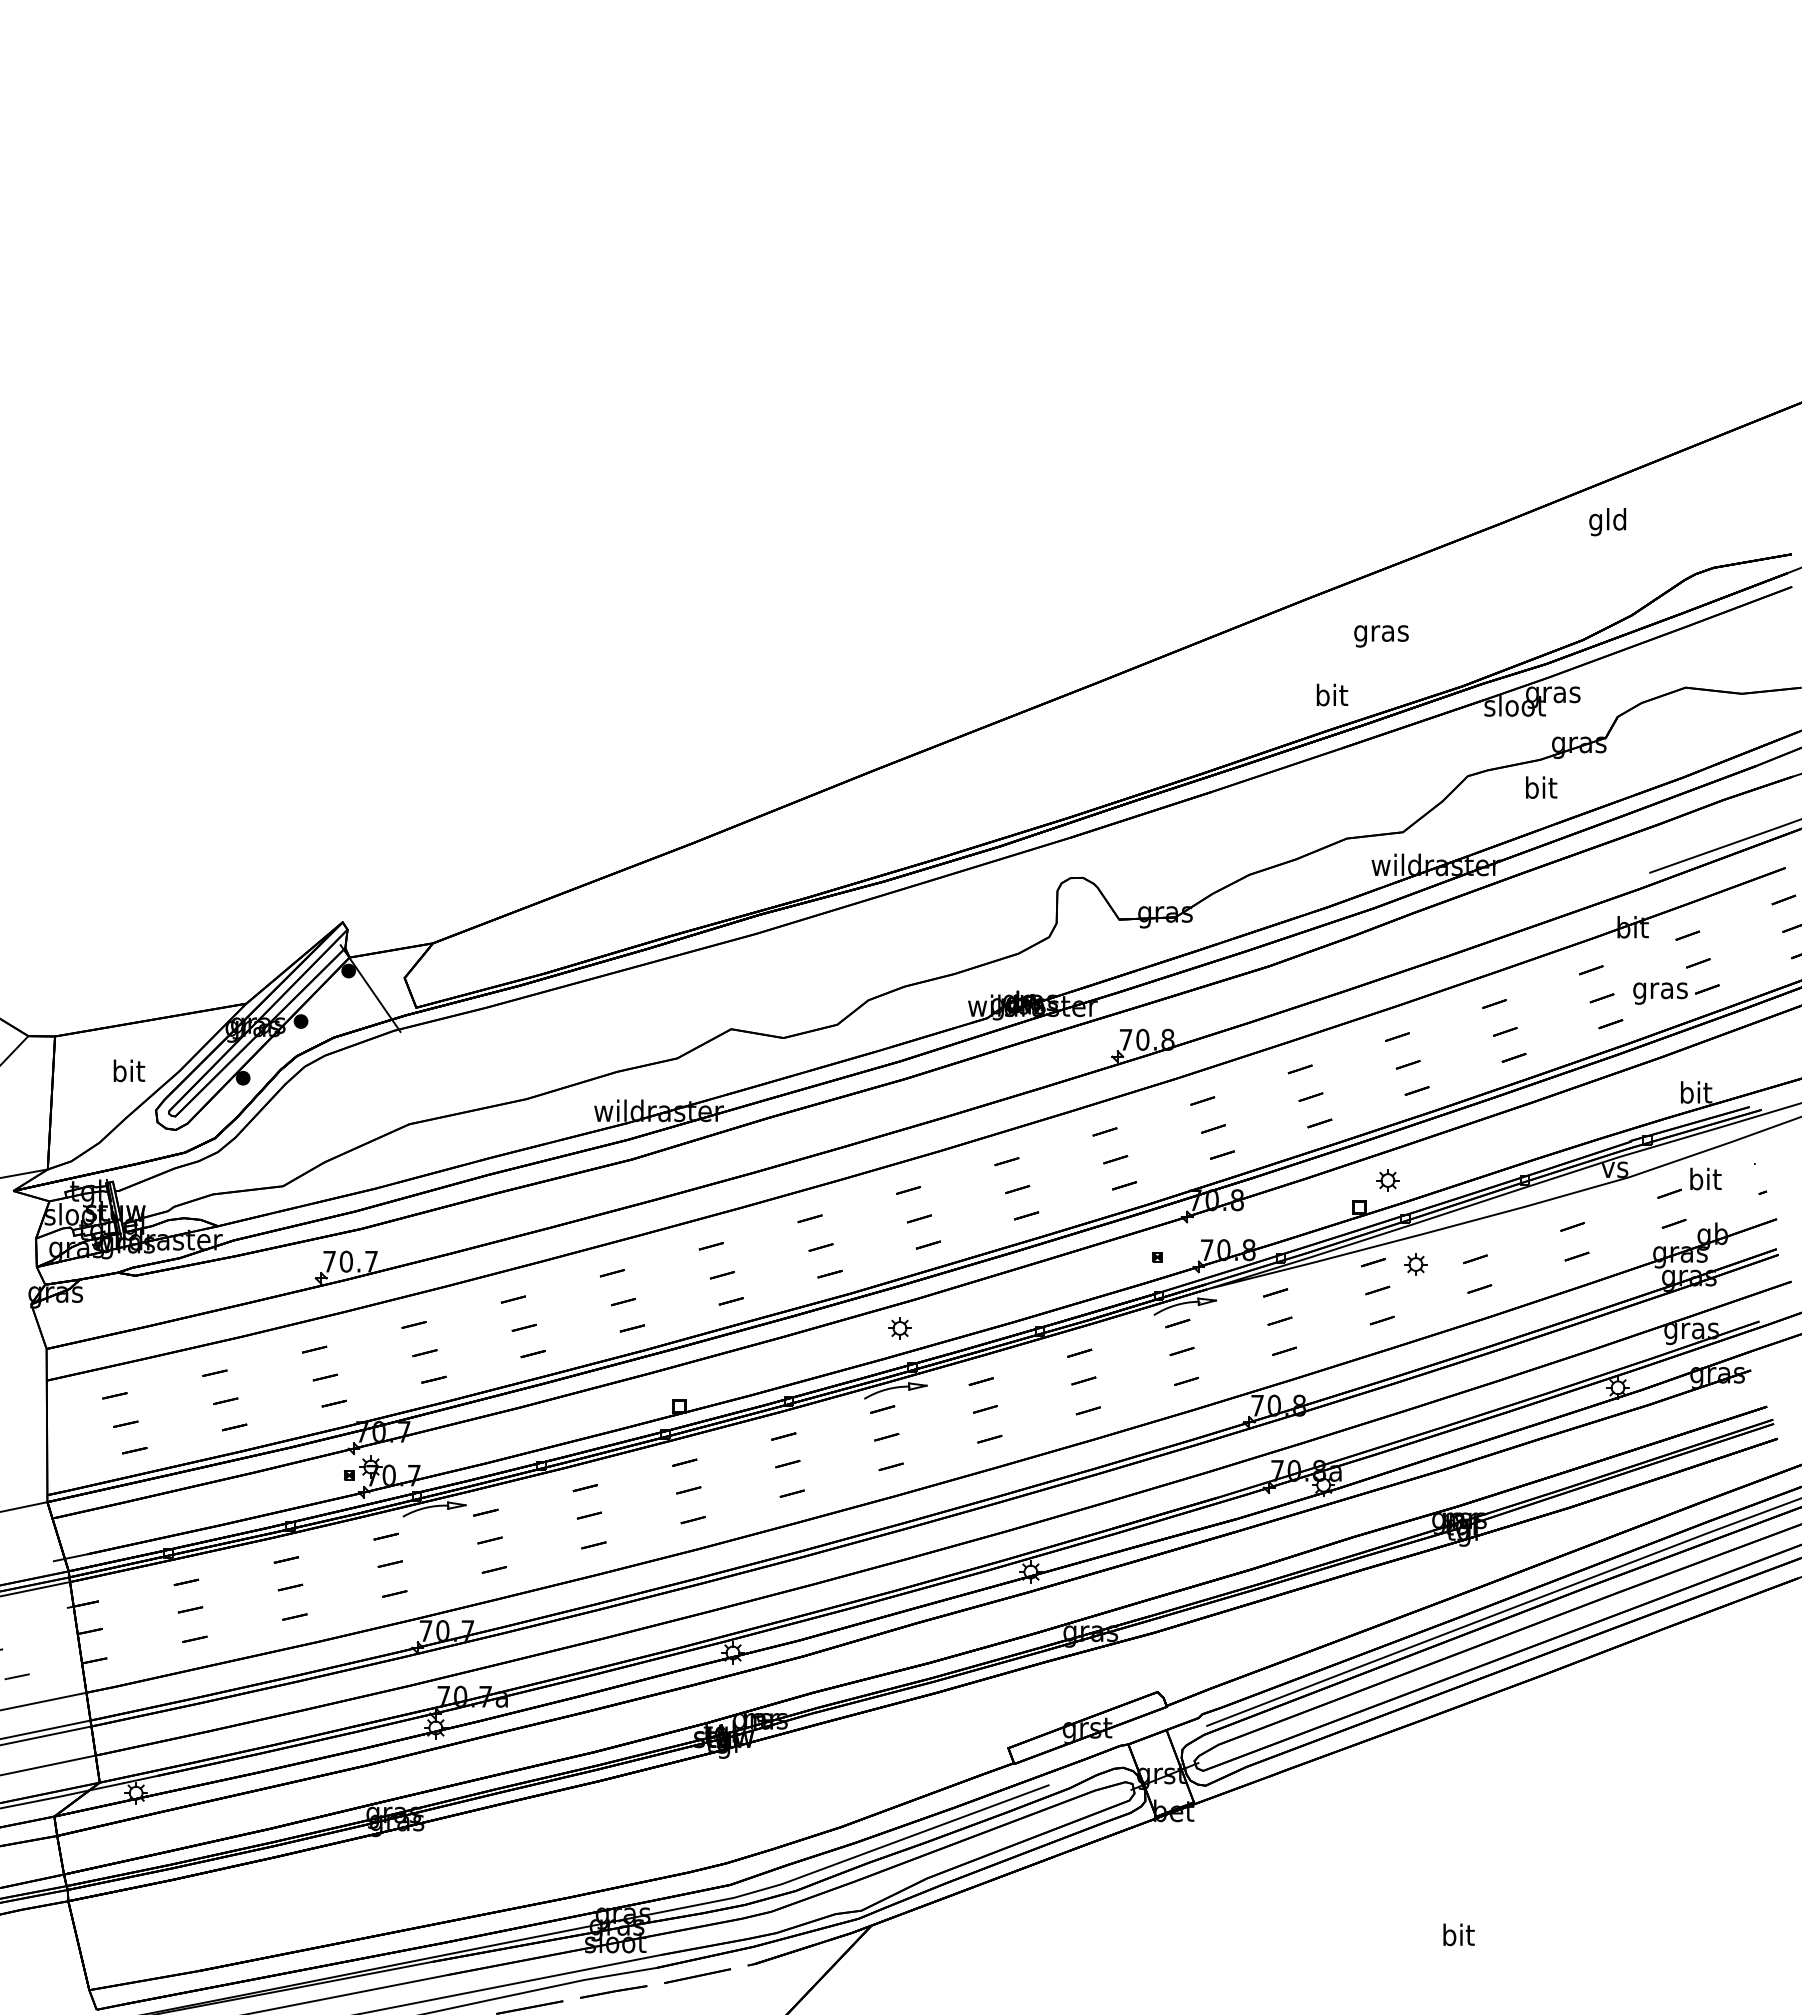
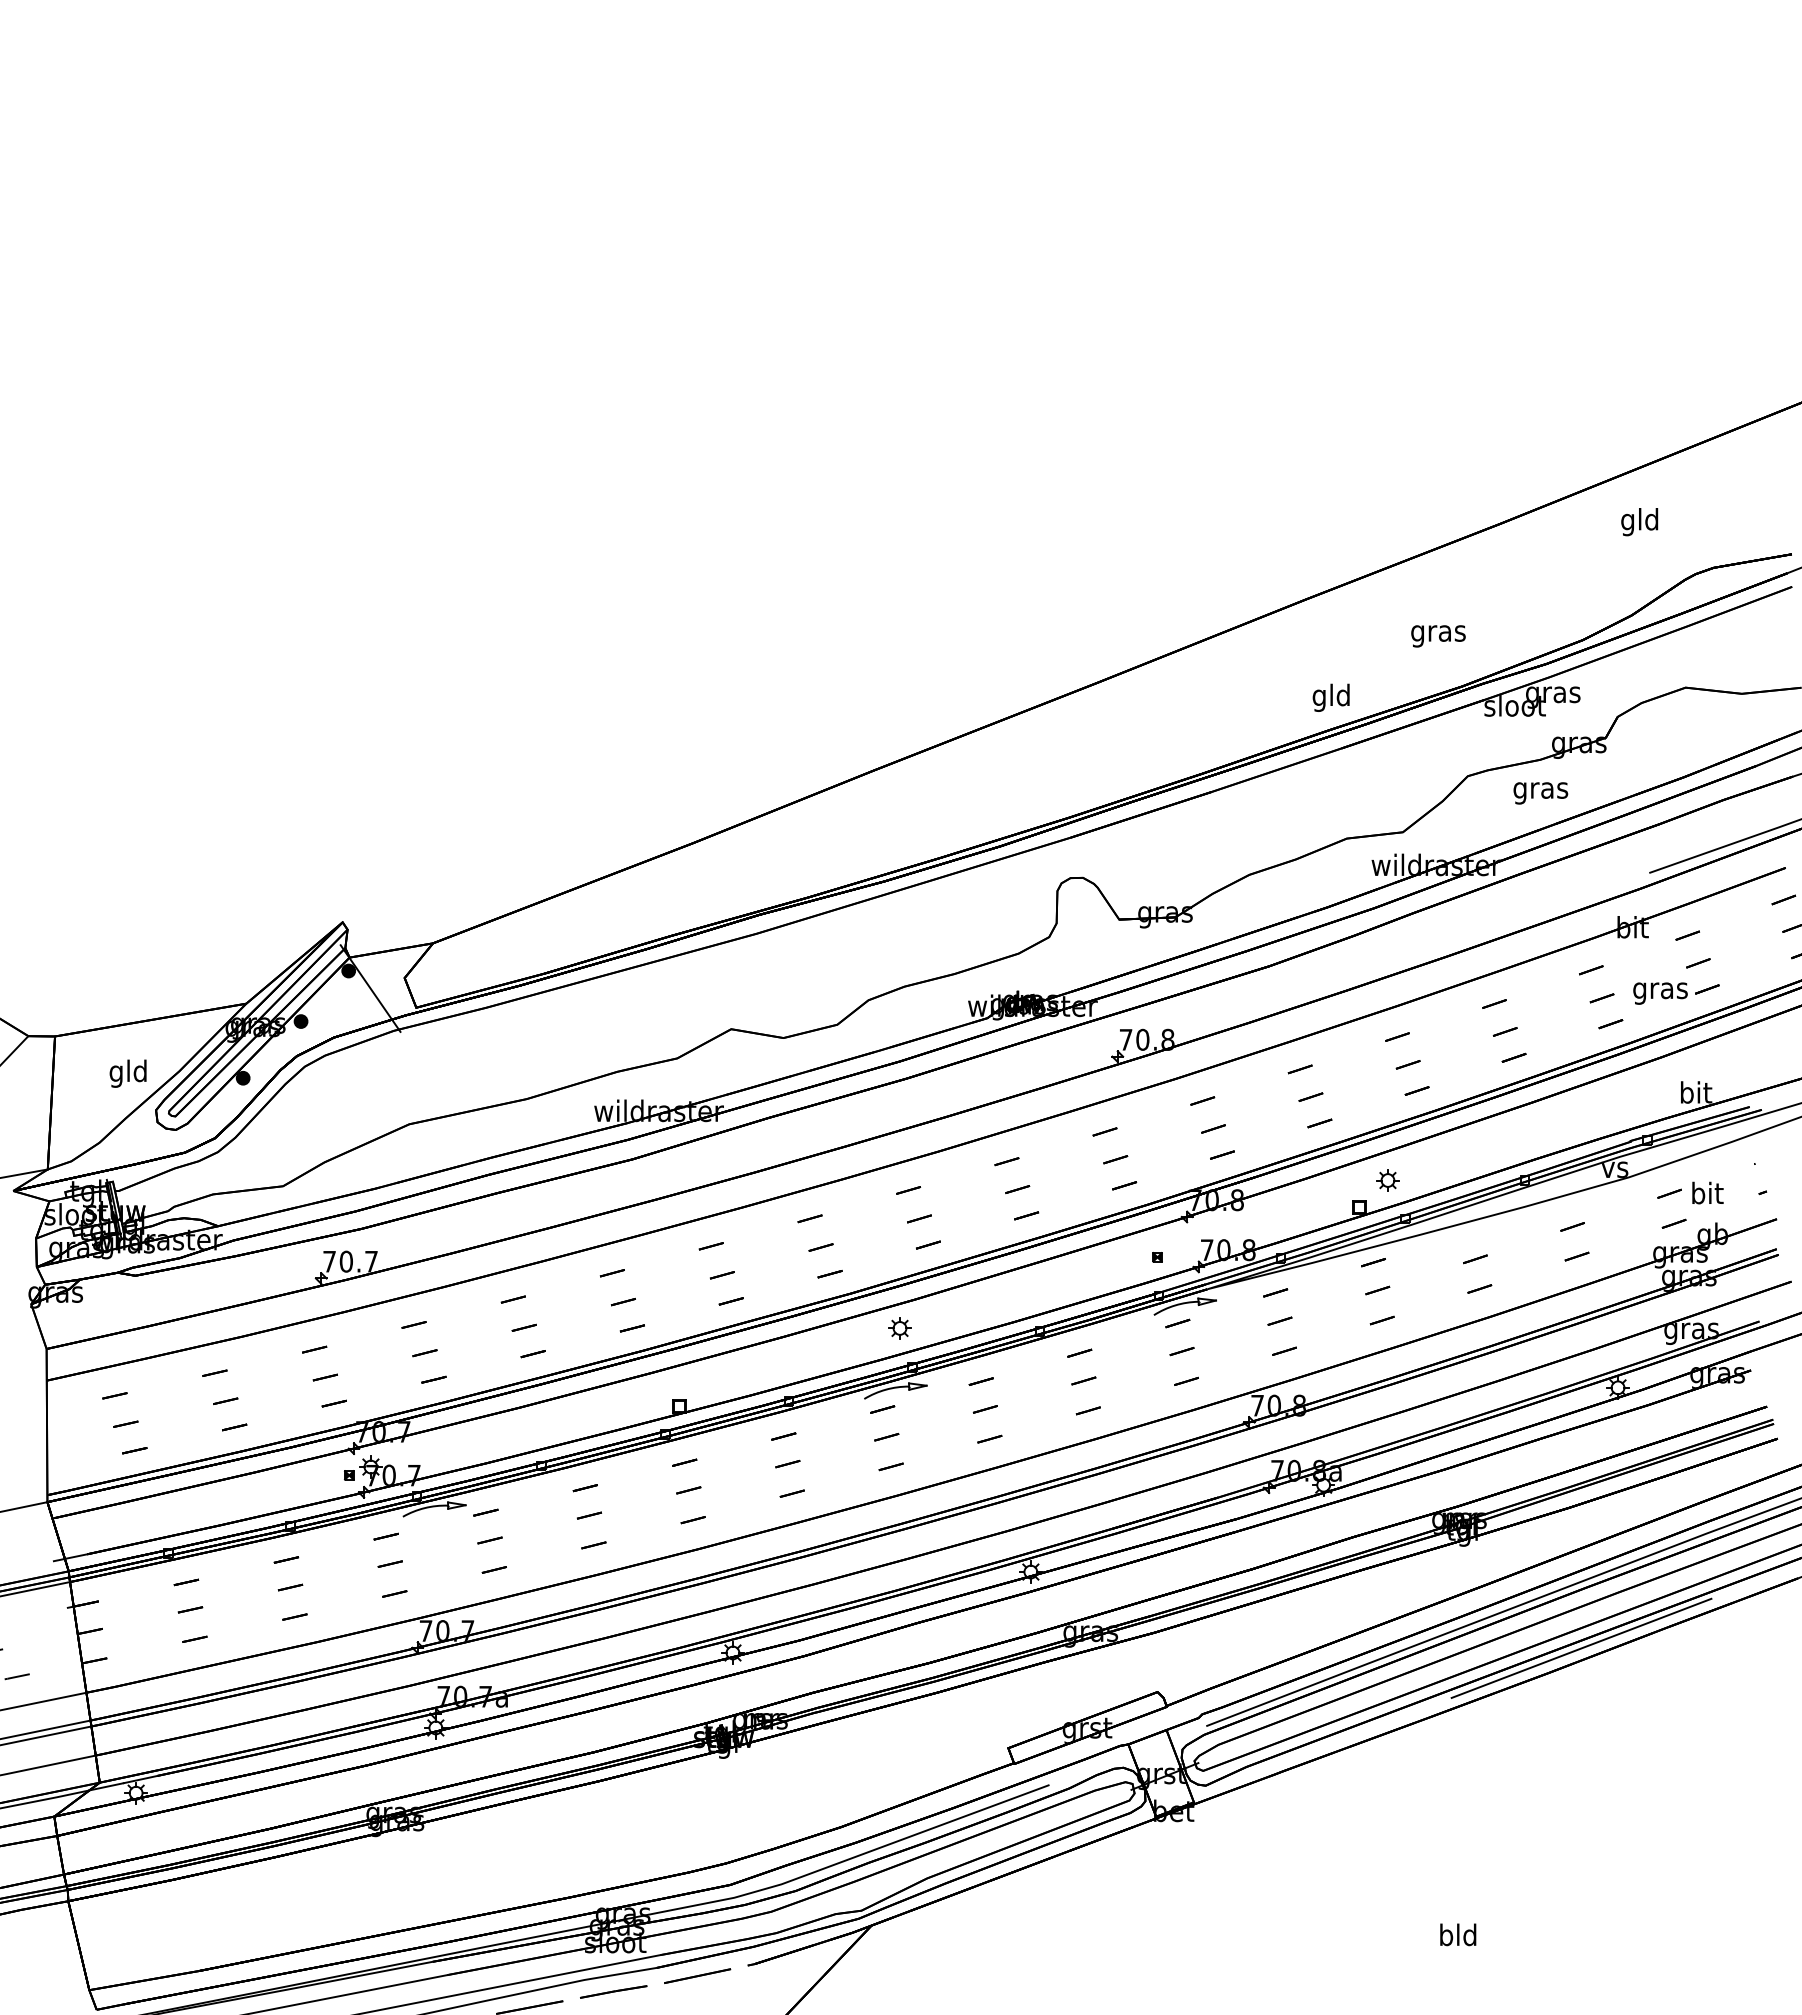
text position: (1607, 522) -> (1639, 522) (1639, 522)
text position: (1381, 636) -> (1438, 636) (1438, 636)
text: bit -> gld (1330, 697)
text: bit -> gras (1540, 790)
text: bit -> gld (127, 1073)
text position: (1705, 1178) -> (1707, 1192) (1707, 1192)
part: present -> none (1415, 1264)
line: none -> present (1581, 1647)
text: bit -> bld (1458, 1934)
